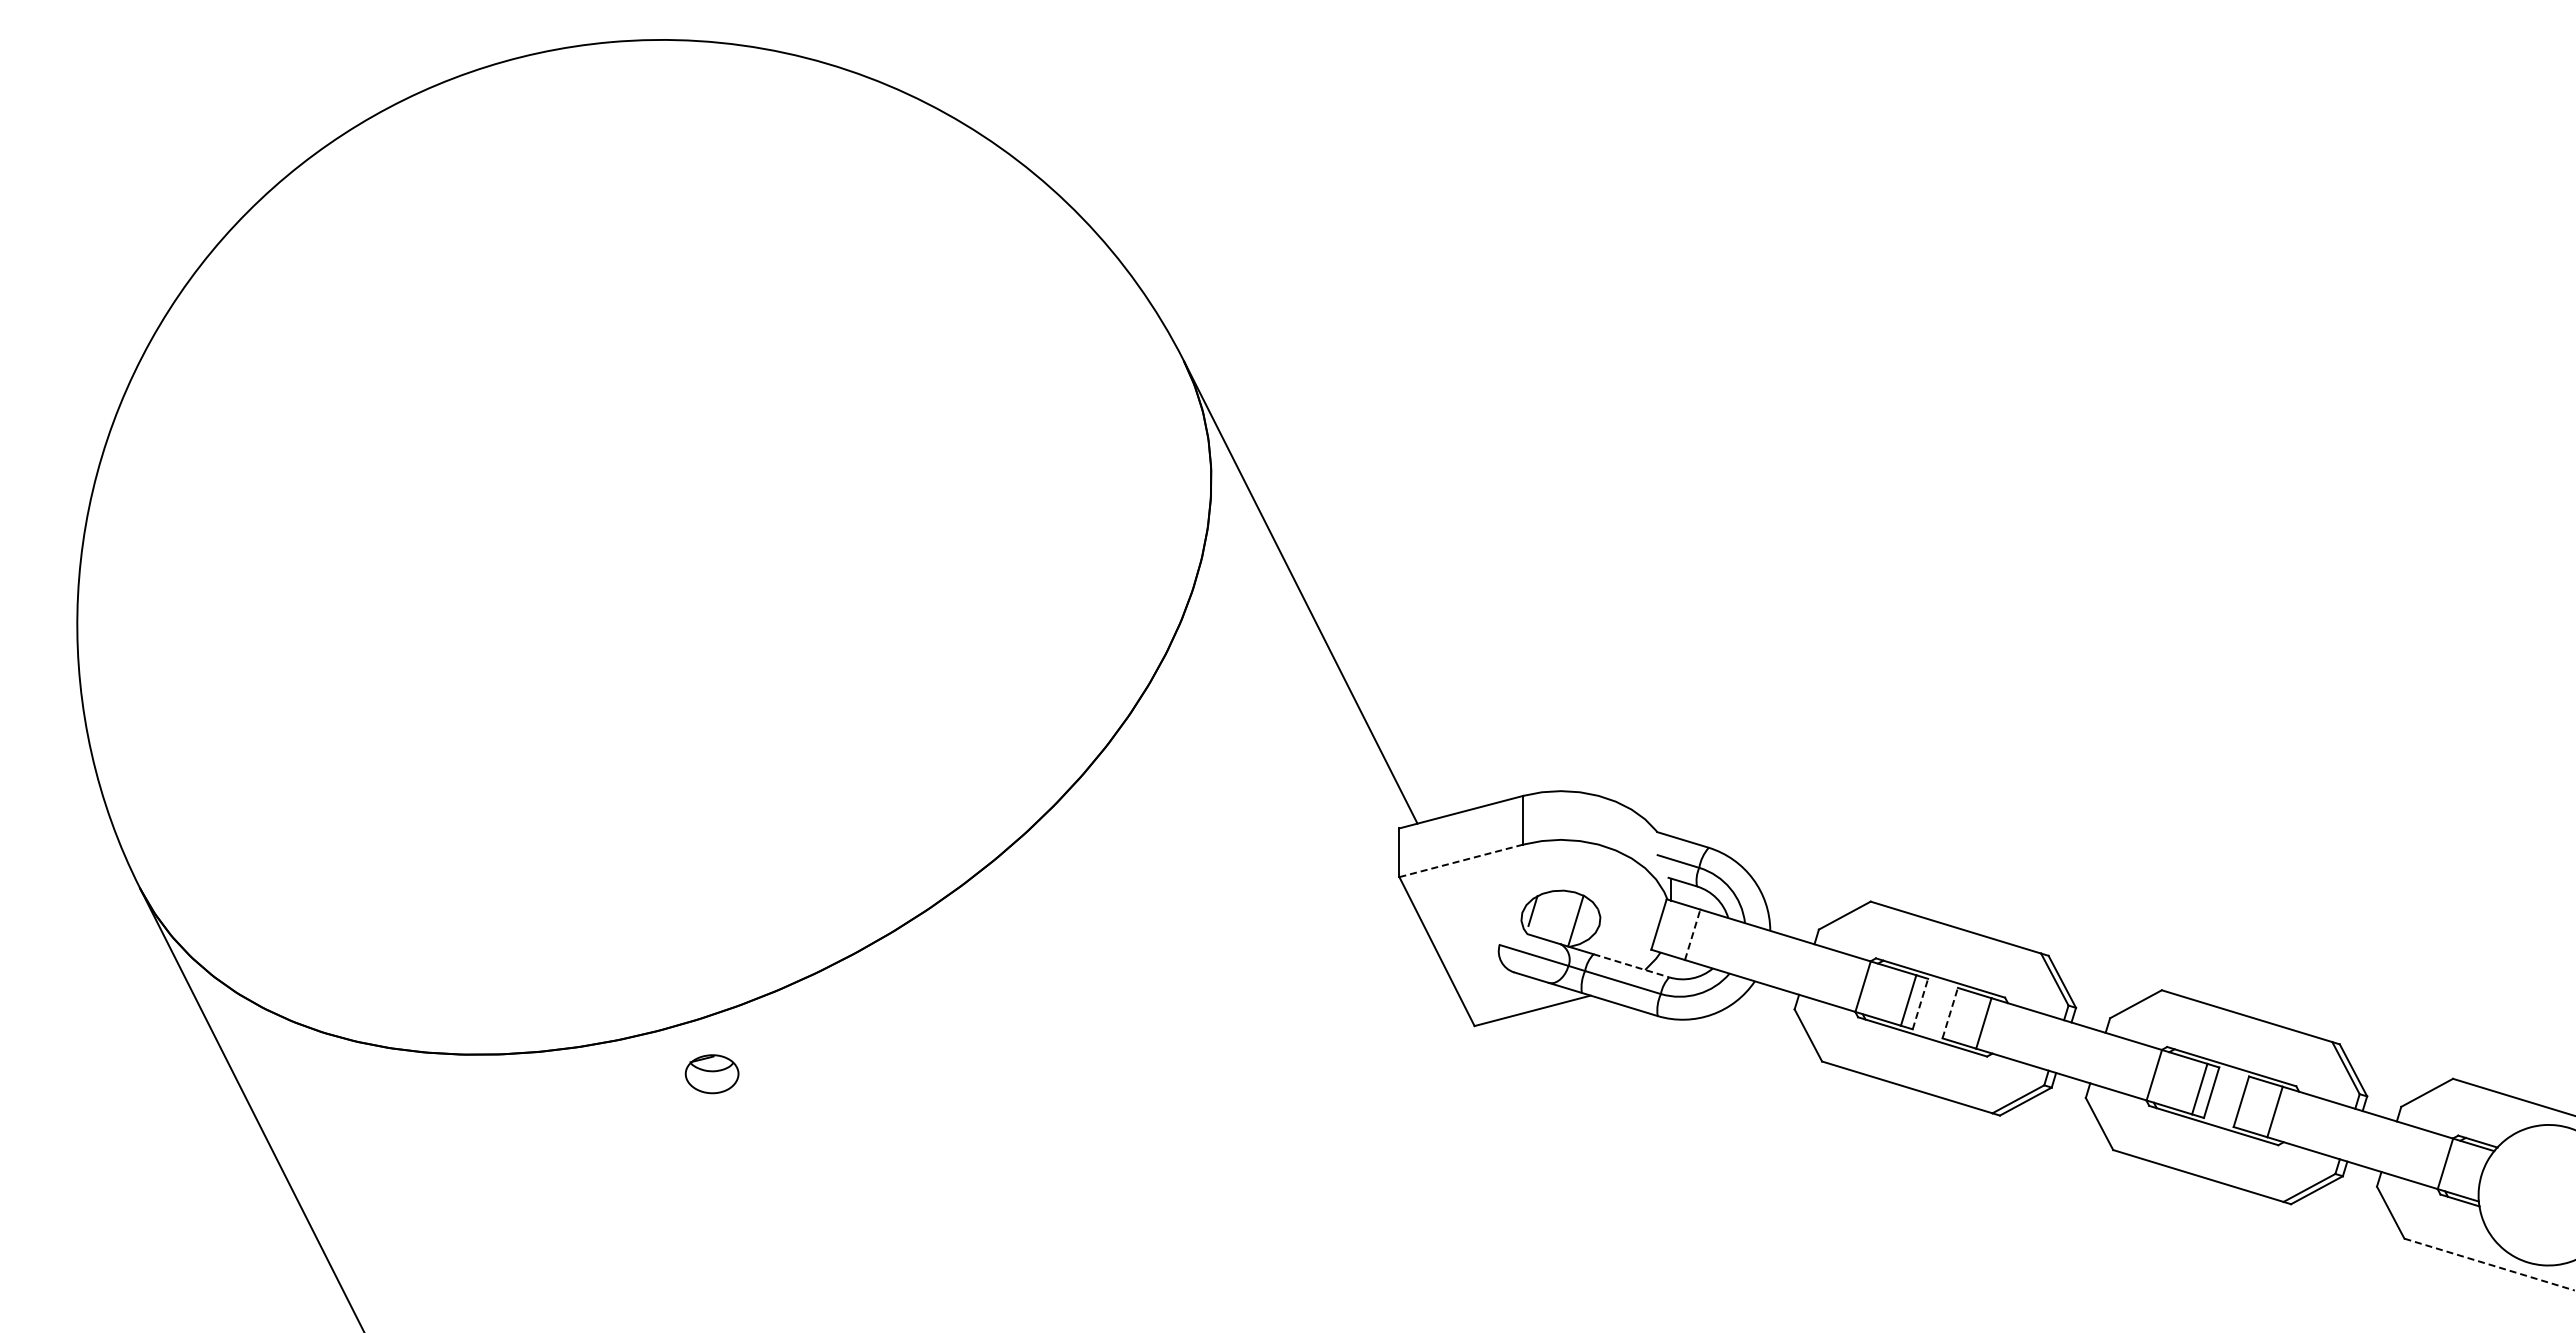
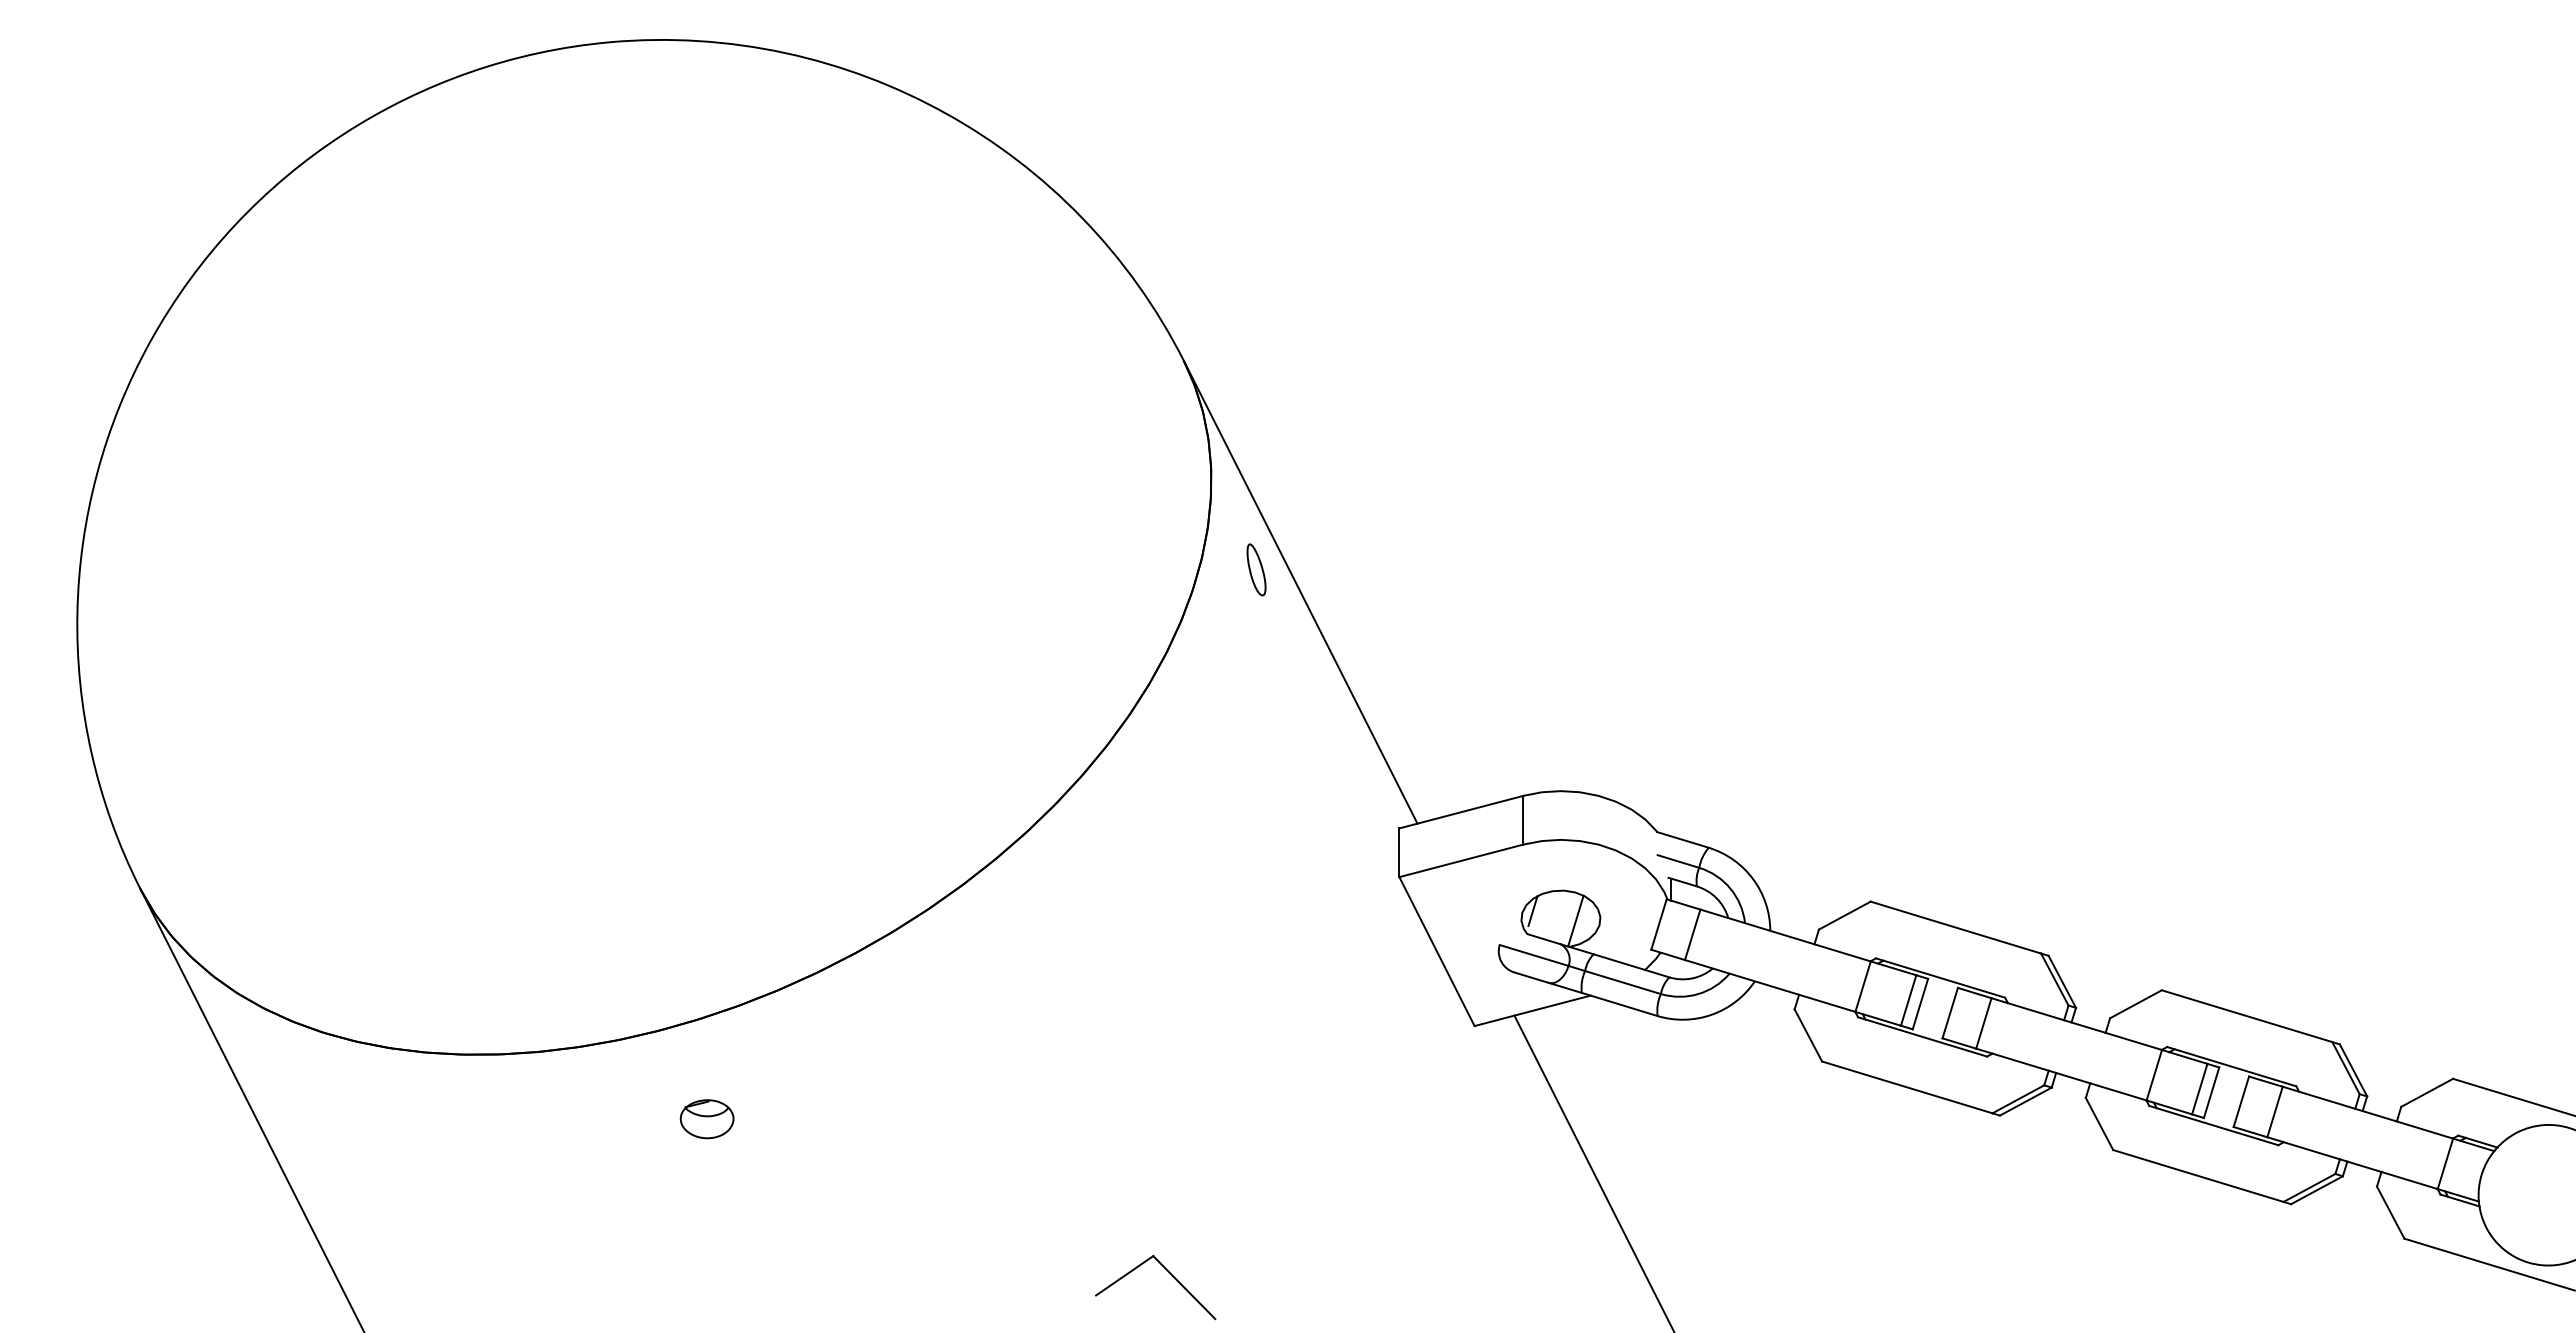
part: none -> present (1256, 569)
line: dashed -> solid (1461, 860)
line: dashed -> solid (1692, 934)
line: dashed -> solid (1631, 965)
line: dashed -> solid (1920, 1003)
line: dashed -> solid (1950, 1012)
part position: (711, 1074) -> (706, 1119) (706, 1119)
line: none -> present (1593, 1172)
line: dashed -> solid (2490, 1264)
part: none -> present (1169, 1273)
